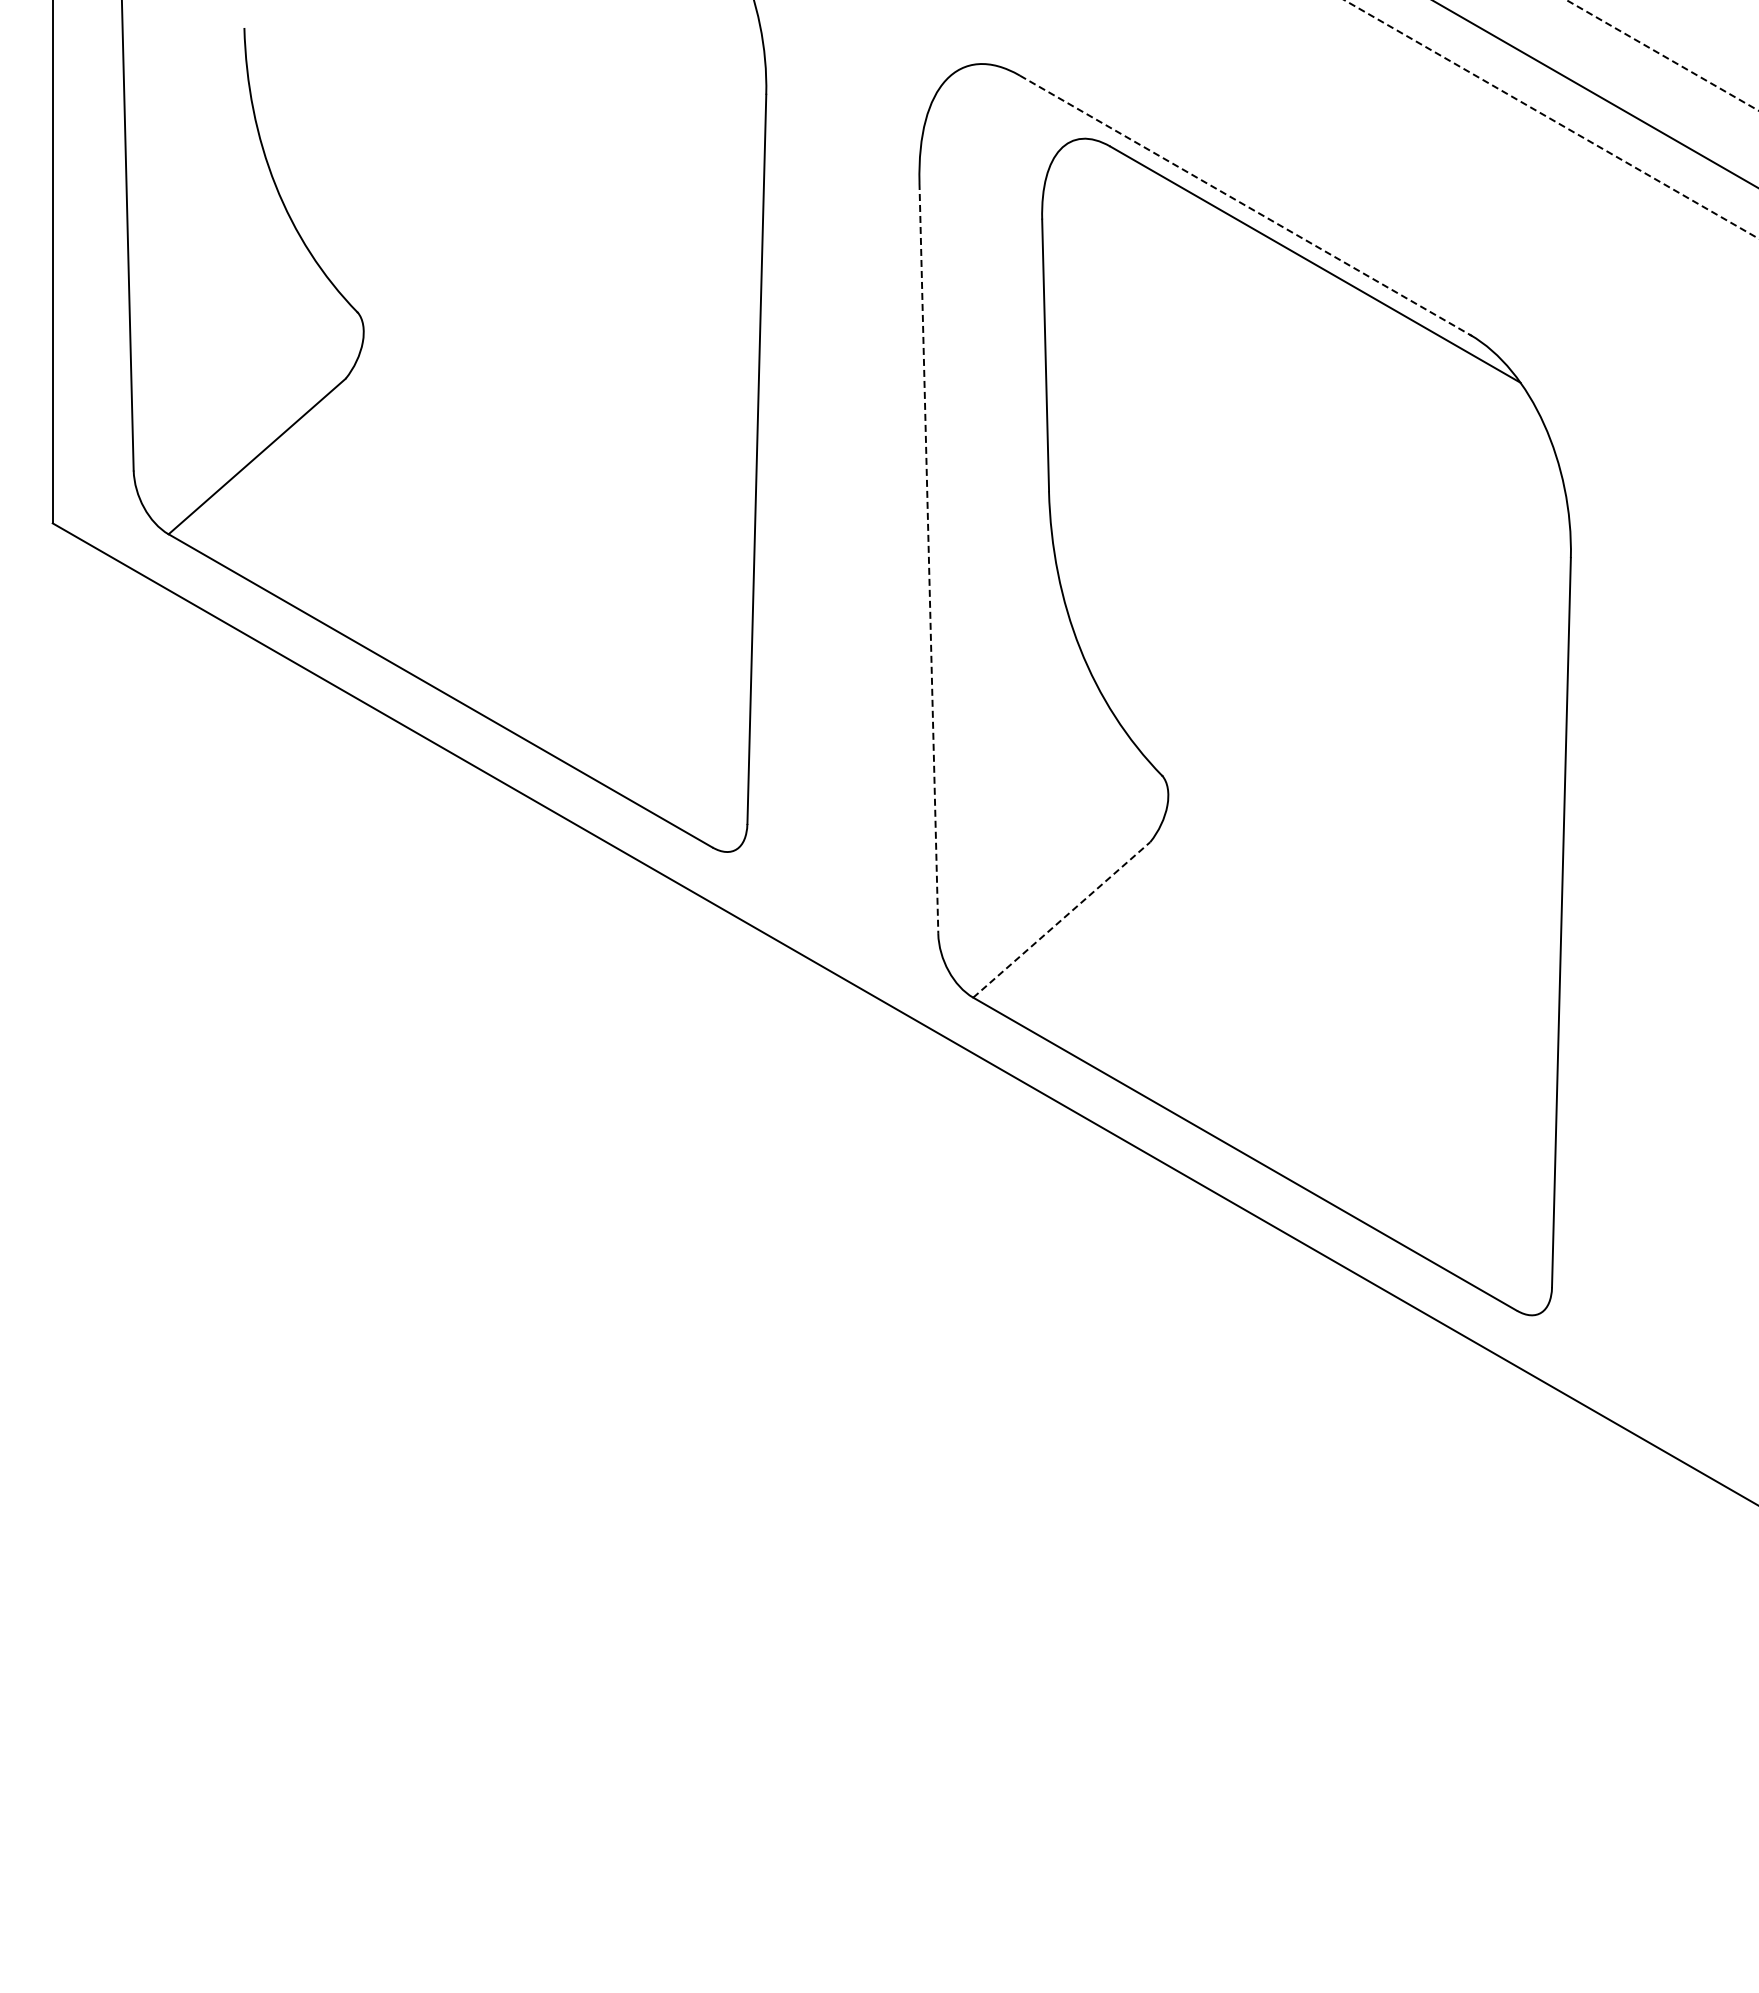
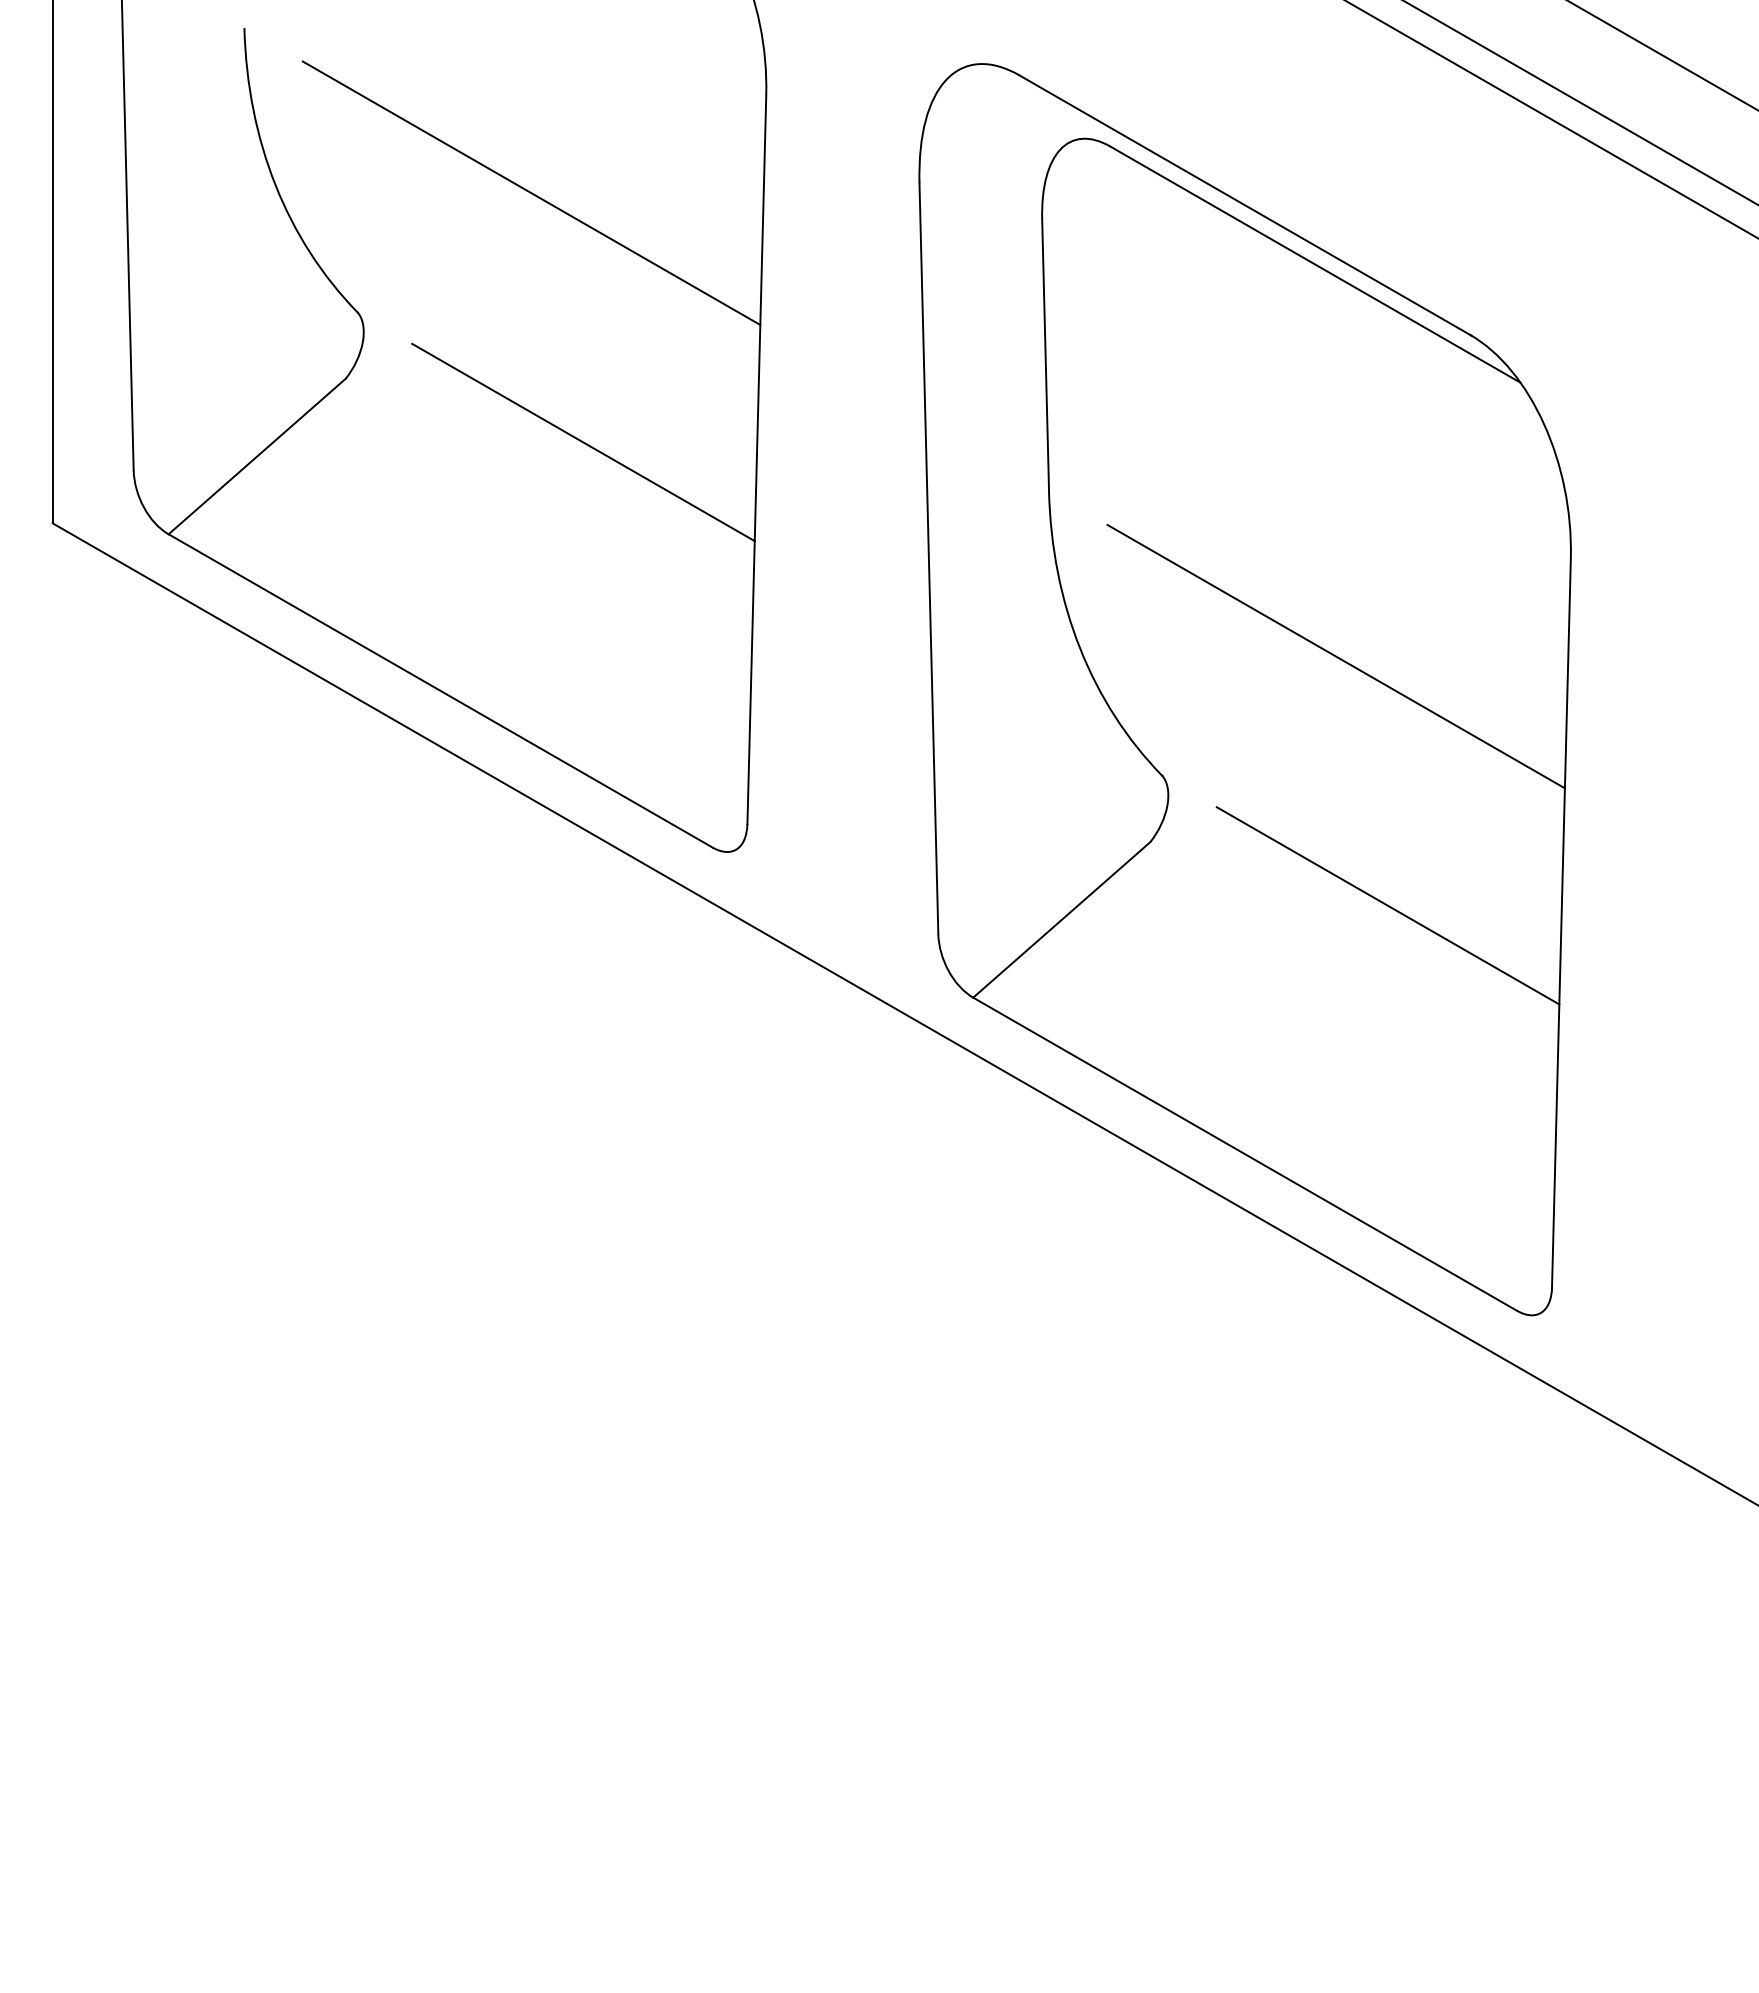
line: dashed -> solid (1662, 55)
line position: (1595, 94) -> (1580, 102) (1580, 102)
line: dashed -> solid (1551, 119)
line: none -> present (531, 192)
line: dashed -> solid (1245, 205)
line: none -> present (583, 442)
line: dashed -> solid (928, 558)
line: none -> present (1335, 656)
line: none -> present (1387, 905)
line: dashed -> solid (1061, 919)
